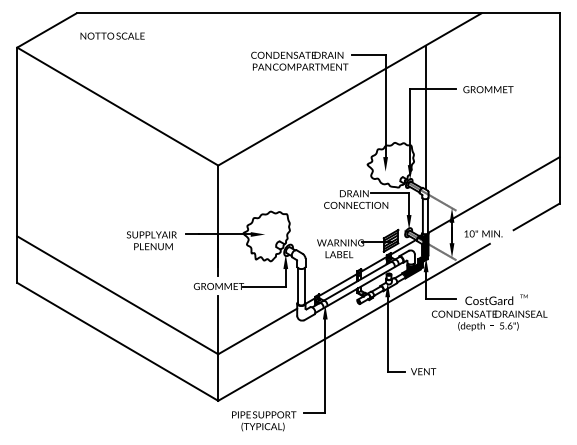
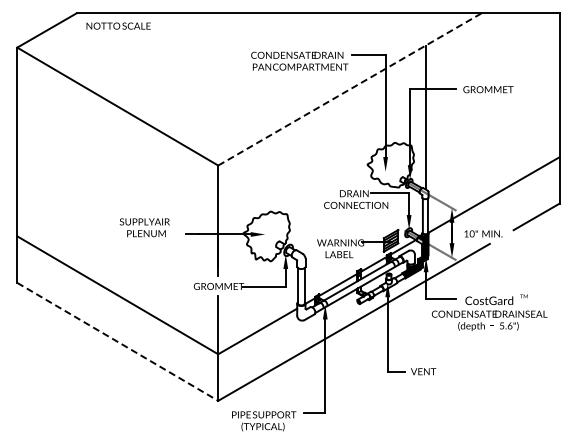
text position: (112, 35) -> (118, 25) (118, 25)
line: solid -> dashed (350, 89)
text position: (151, 240) -> (144, 227) (144, 227)
line: solid -> dashed (118, 342)
